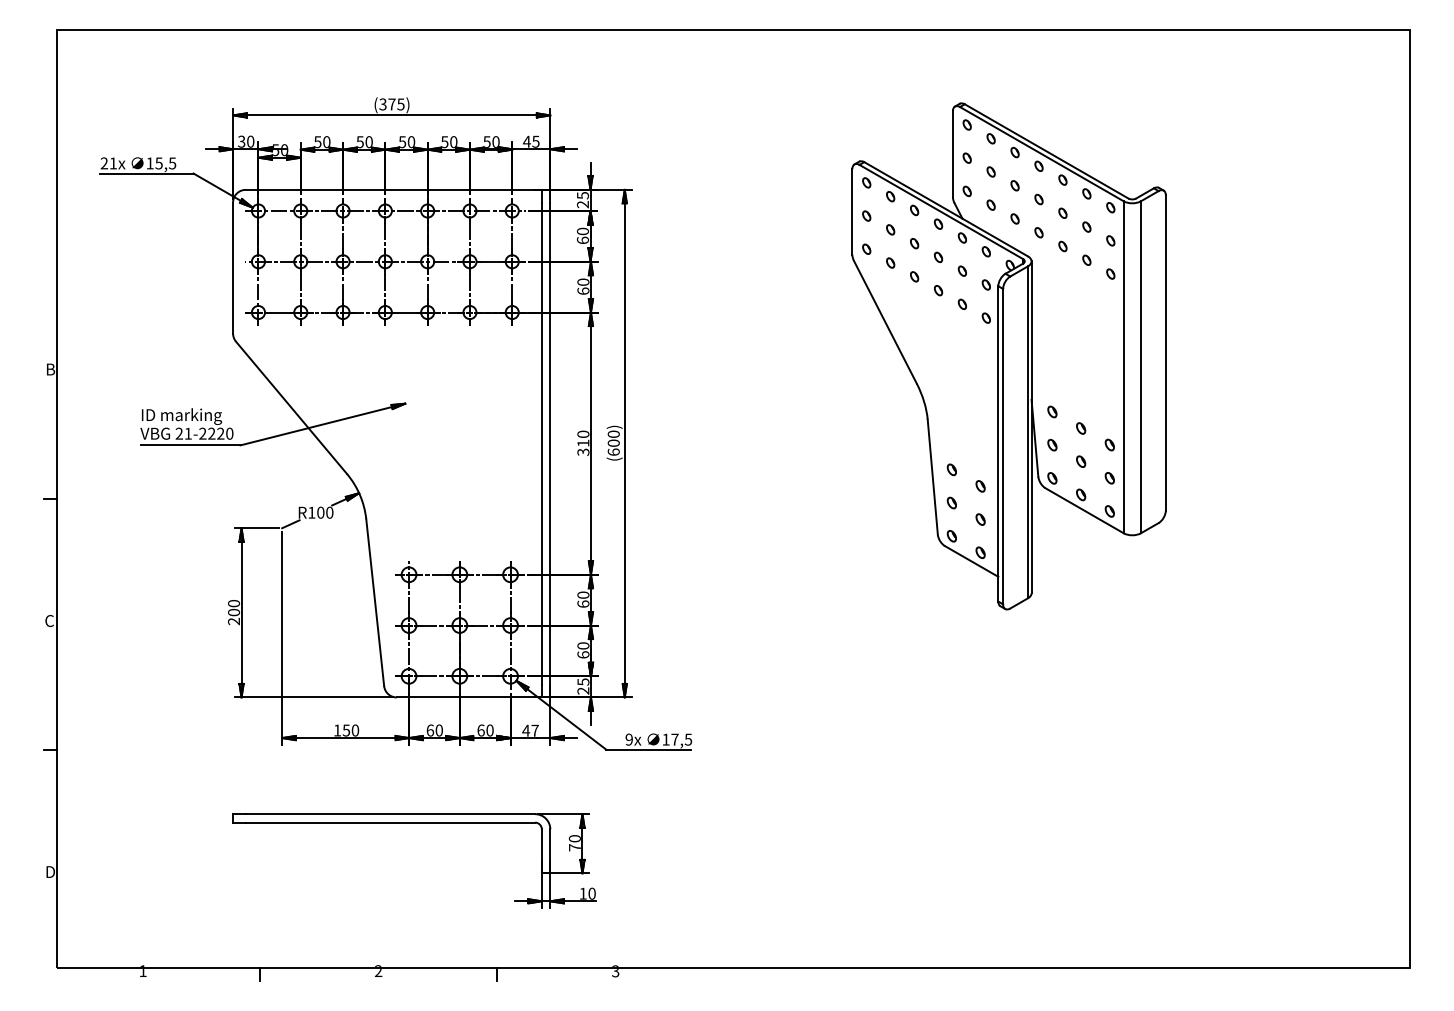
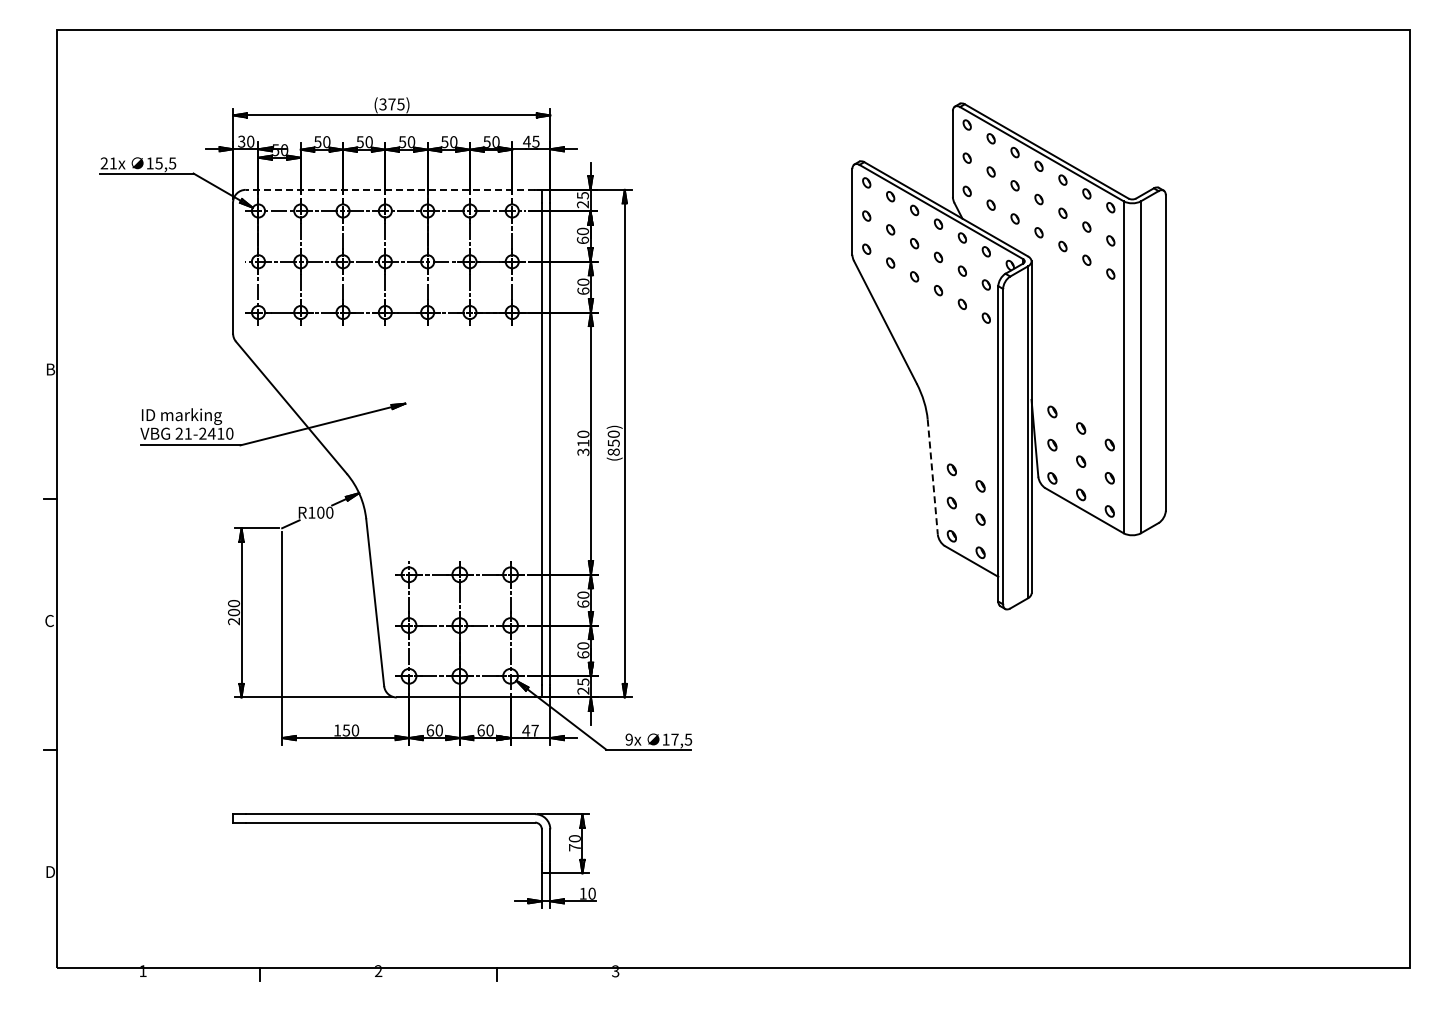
line: solid -> dashed (390, 189)
text: 21-2220 -> 21-2410 (215, 433)
text: (600) -> (850) (613, 447)
line: solid -> dashed (932, 477)
